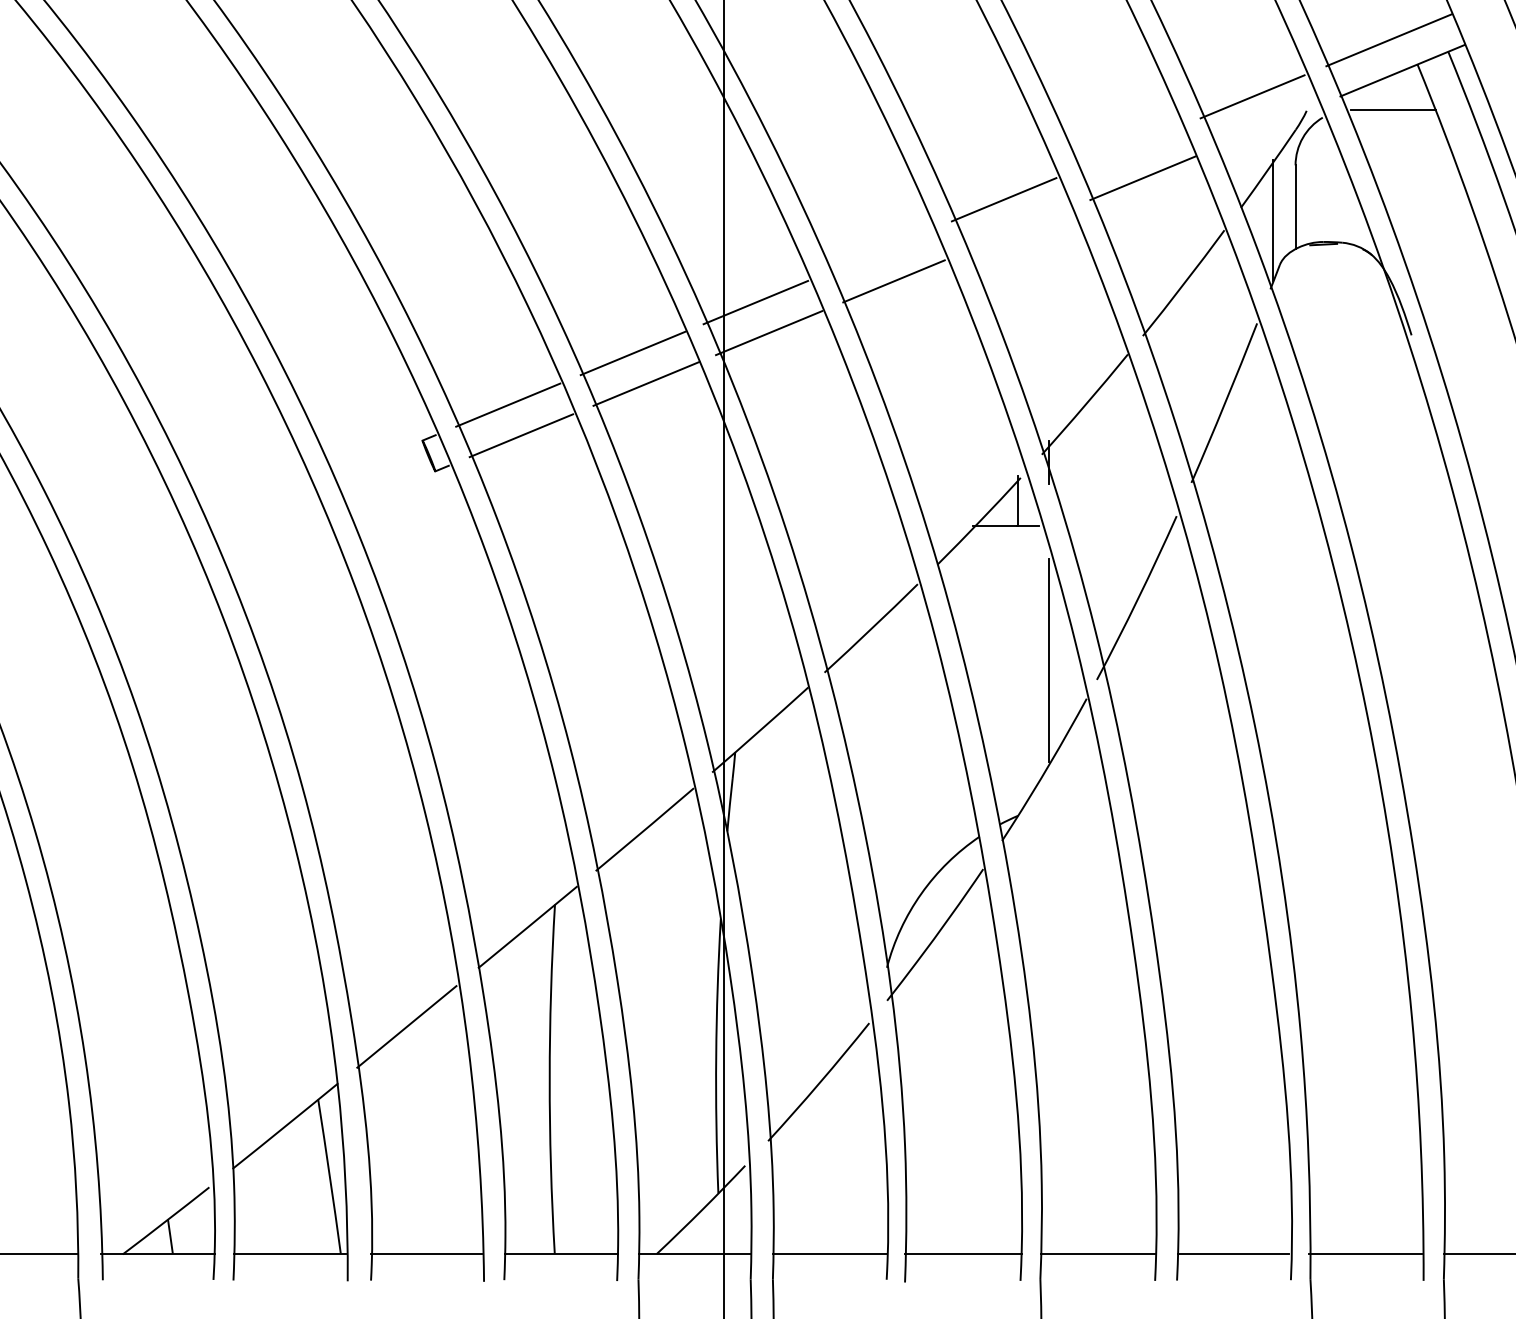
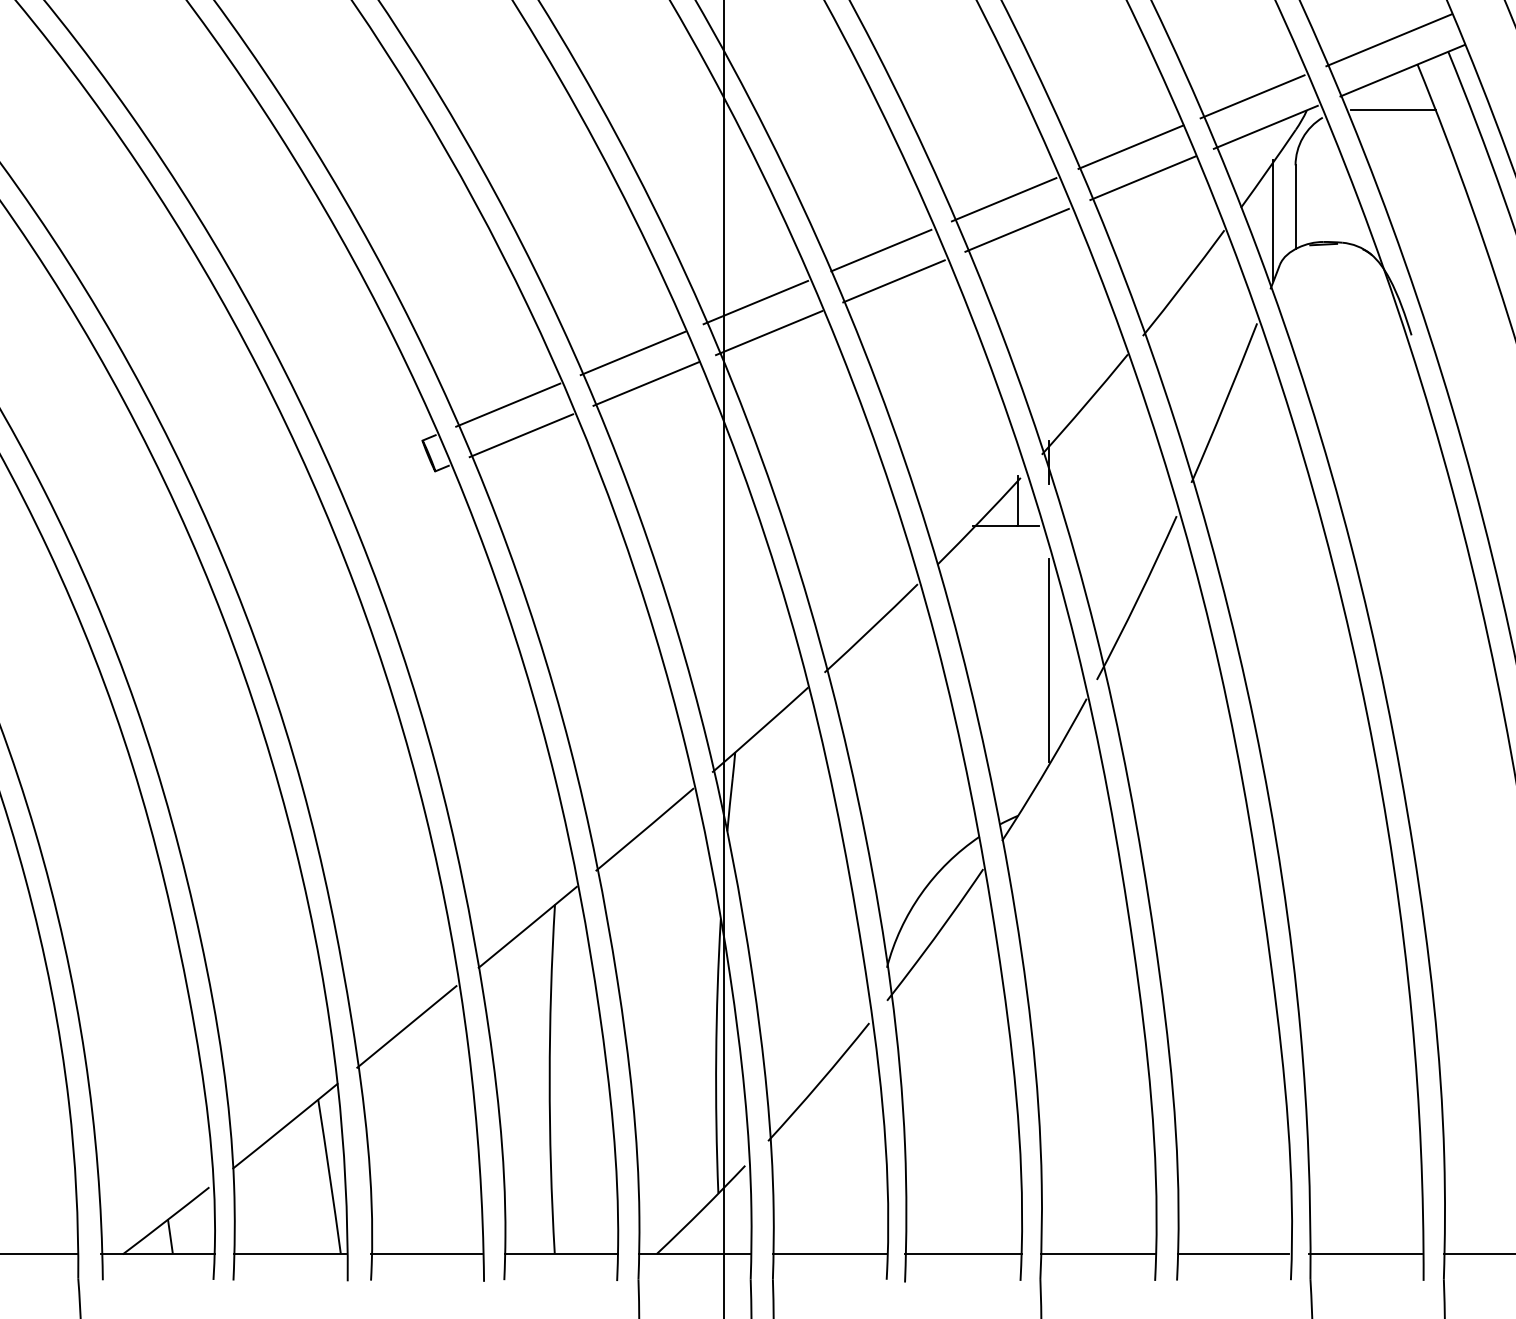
line: none -> present (1265, 126)
line: none -> present (1130, 146)
line: none -> present (1016, 229)
line: none -> present (881, 250)
